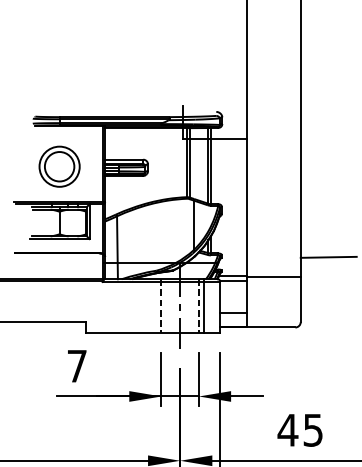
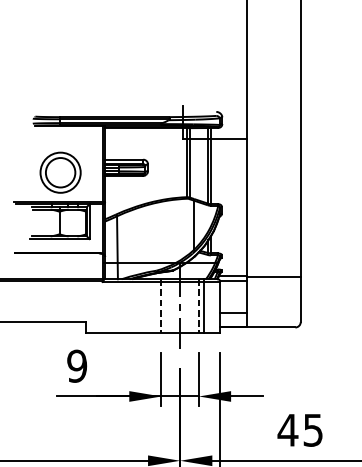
part position: (59, 166) -> (60, 172) (60, 172)
line: present -> none (328, 256)
text: 7 -> 9 (77, 365)
